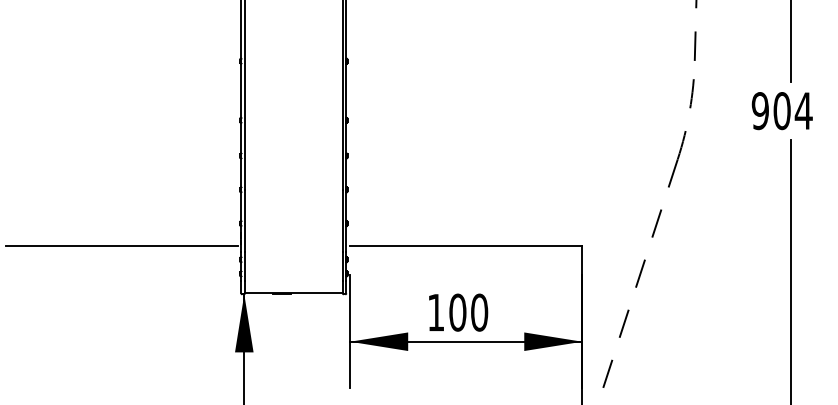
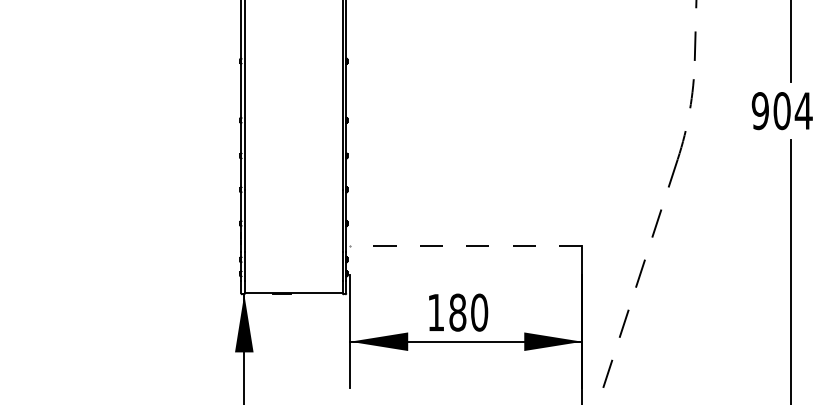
line: present -> none (122, 245)
line: solid -> dashed (465, 245)
text: 100 -> 180 (457, 312)
